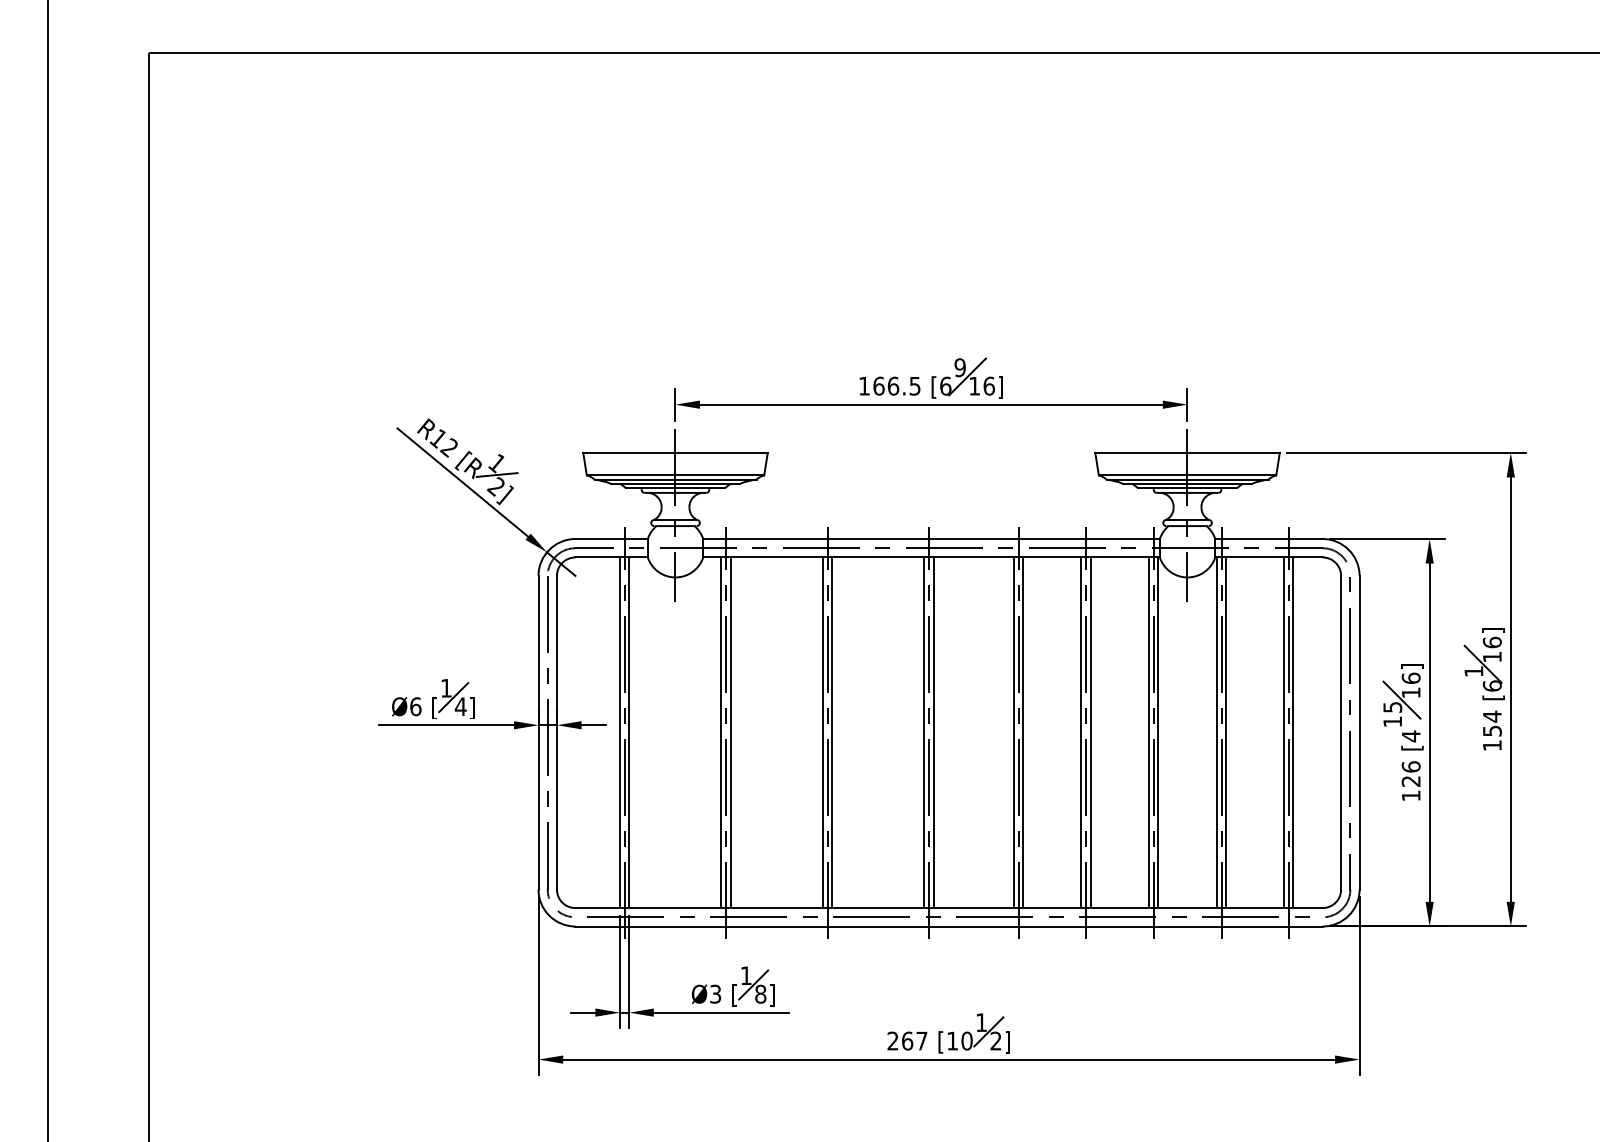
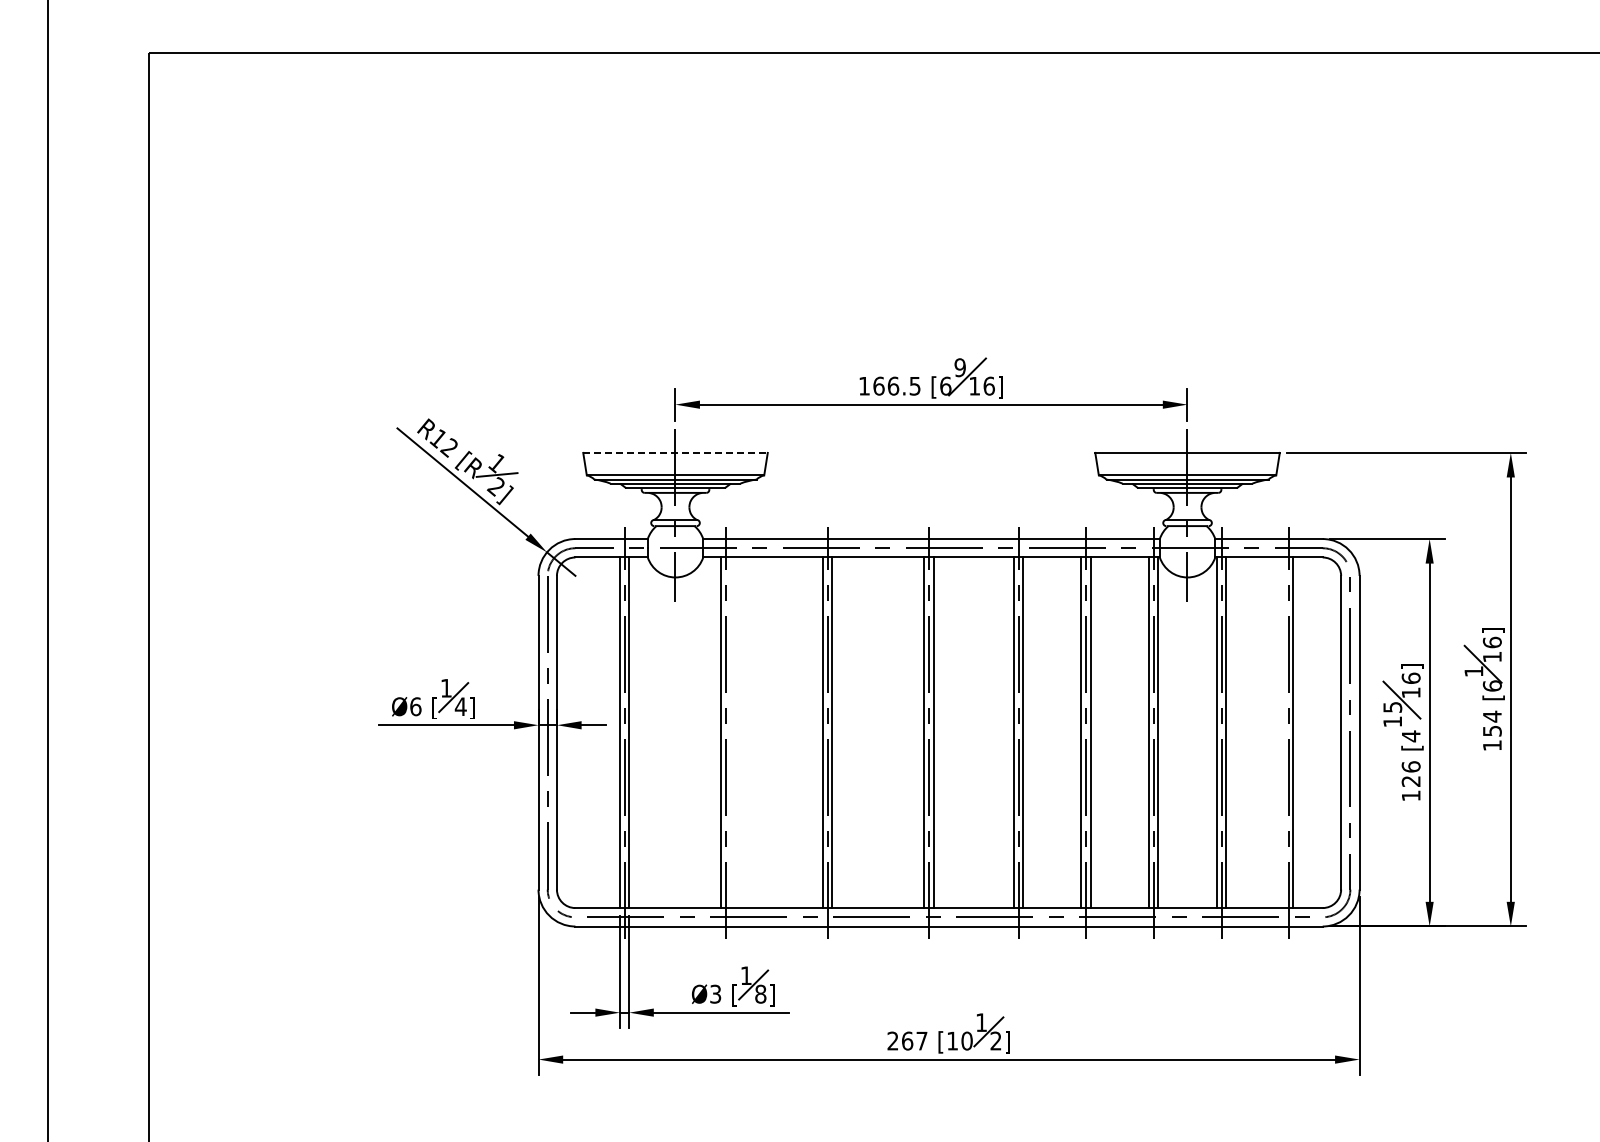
line: solid -> dashed (676, 452)
line: present -> none (730, 732)
line: present -> none (1284, 732)
